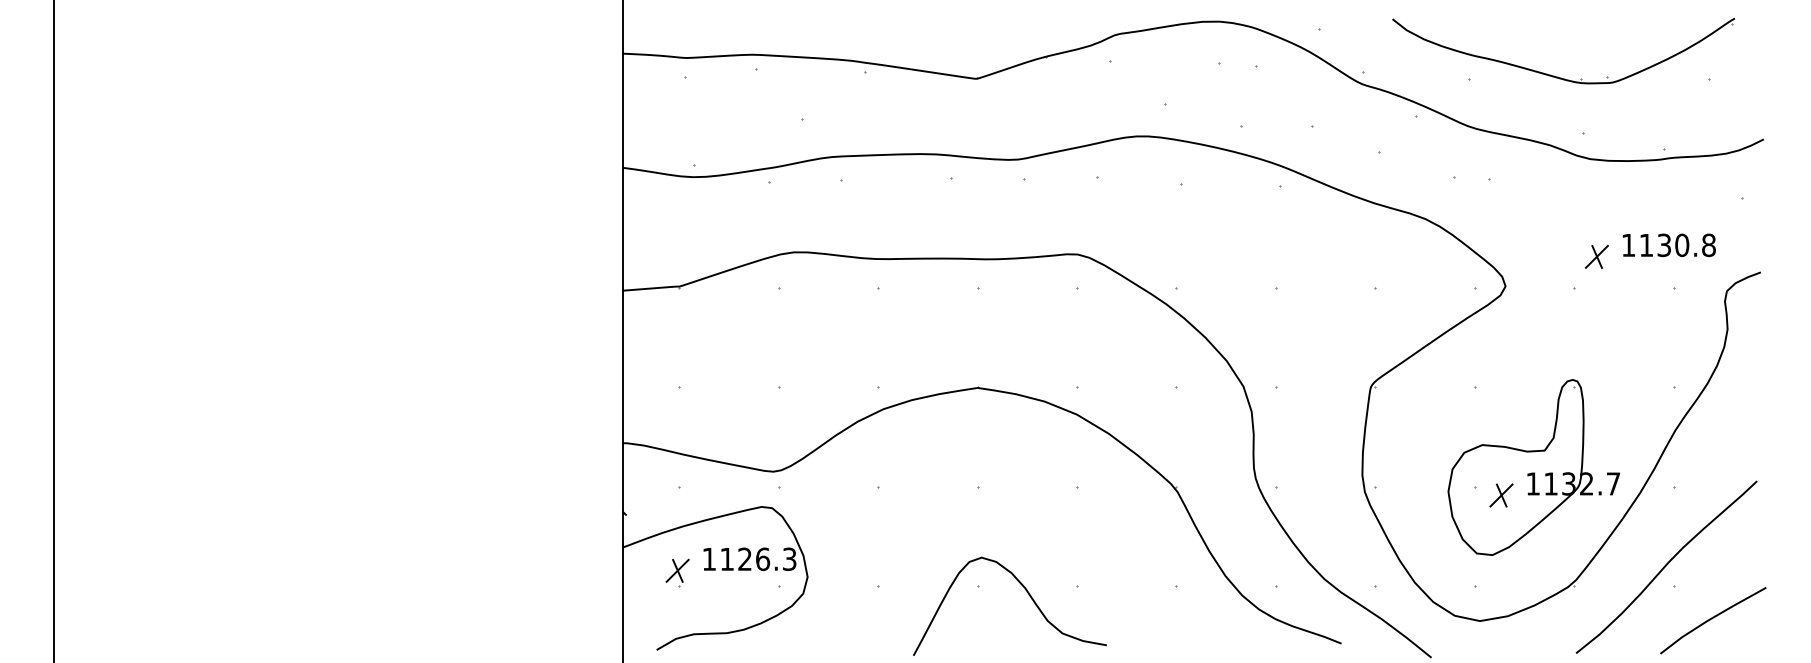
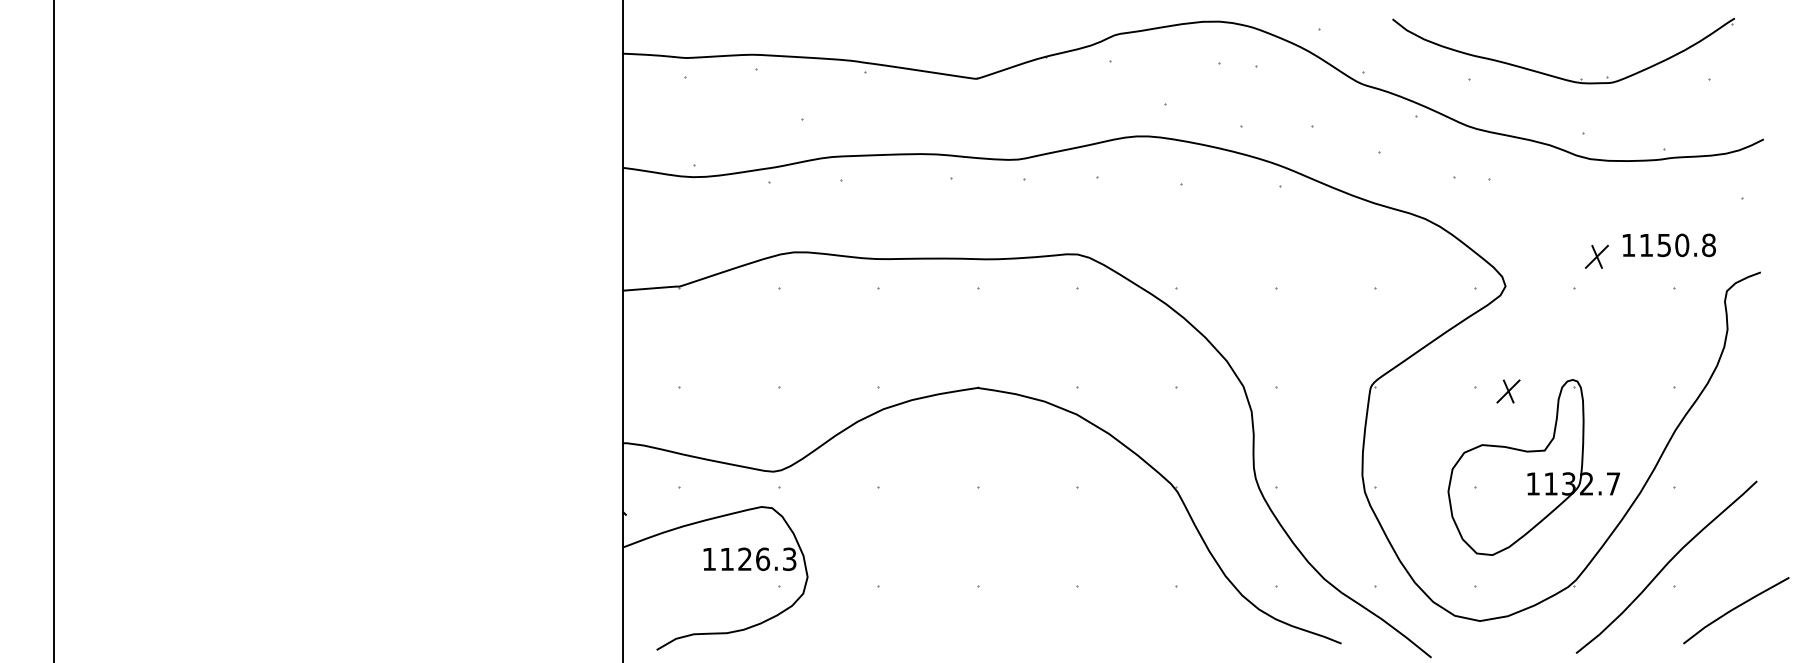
text: 1130.8 -> 1150.8 (1664, 244)
part position: (1501, 495) -> (1508, 391) (1508, 391)
part: present -> none (677, 572)
curve: present -> none (1027, 593)
curve position: (1712, 619) -> (1735, 609) (1735, 609)
